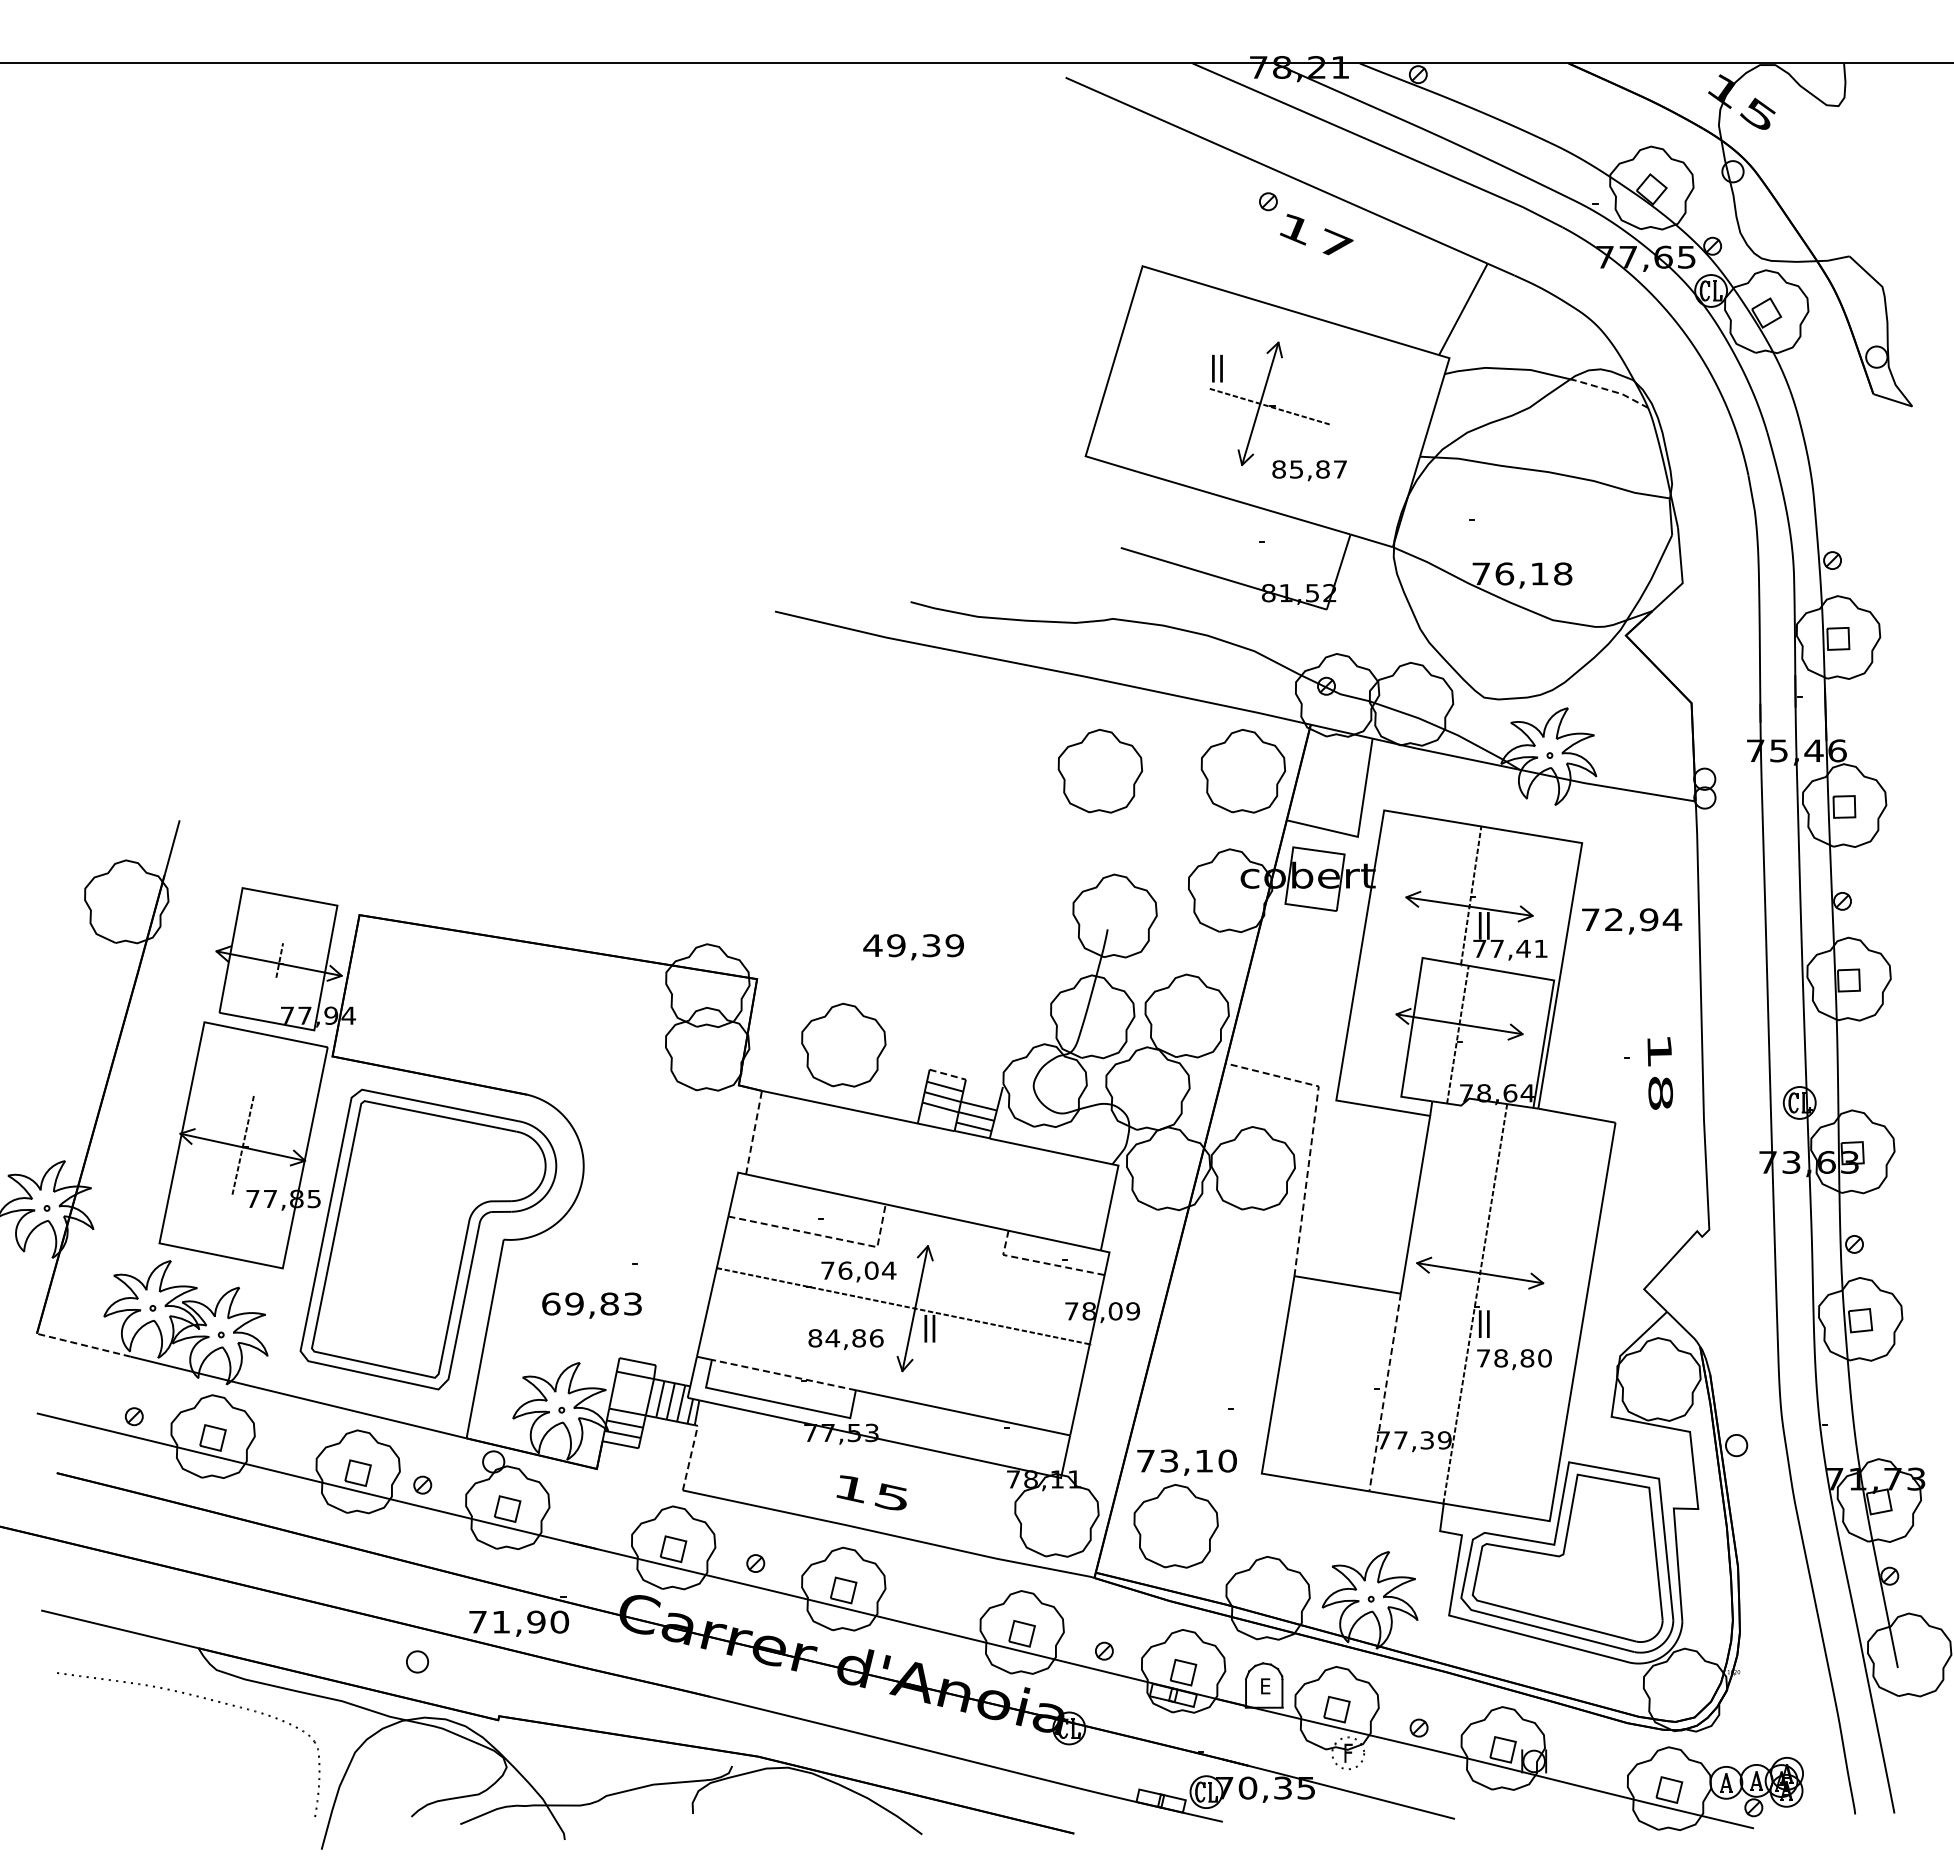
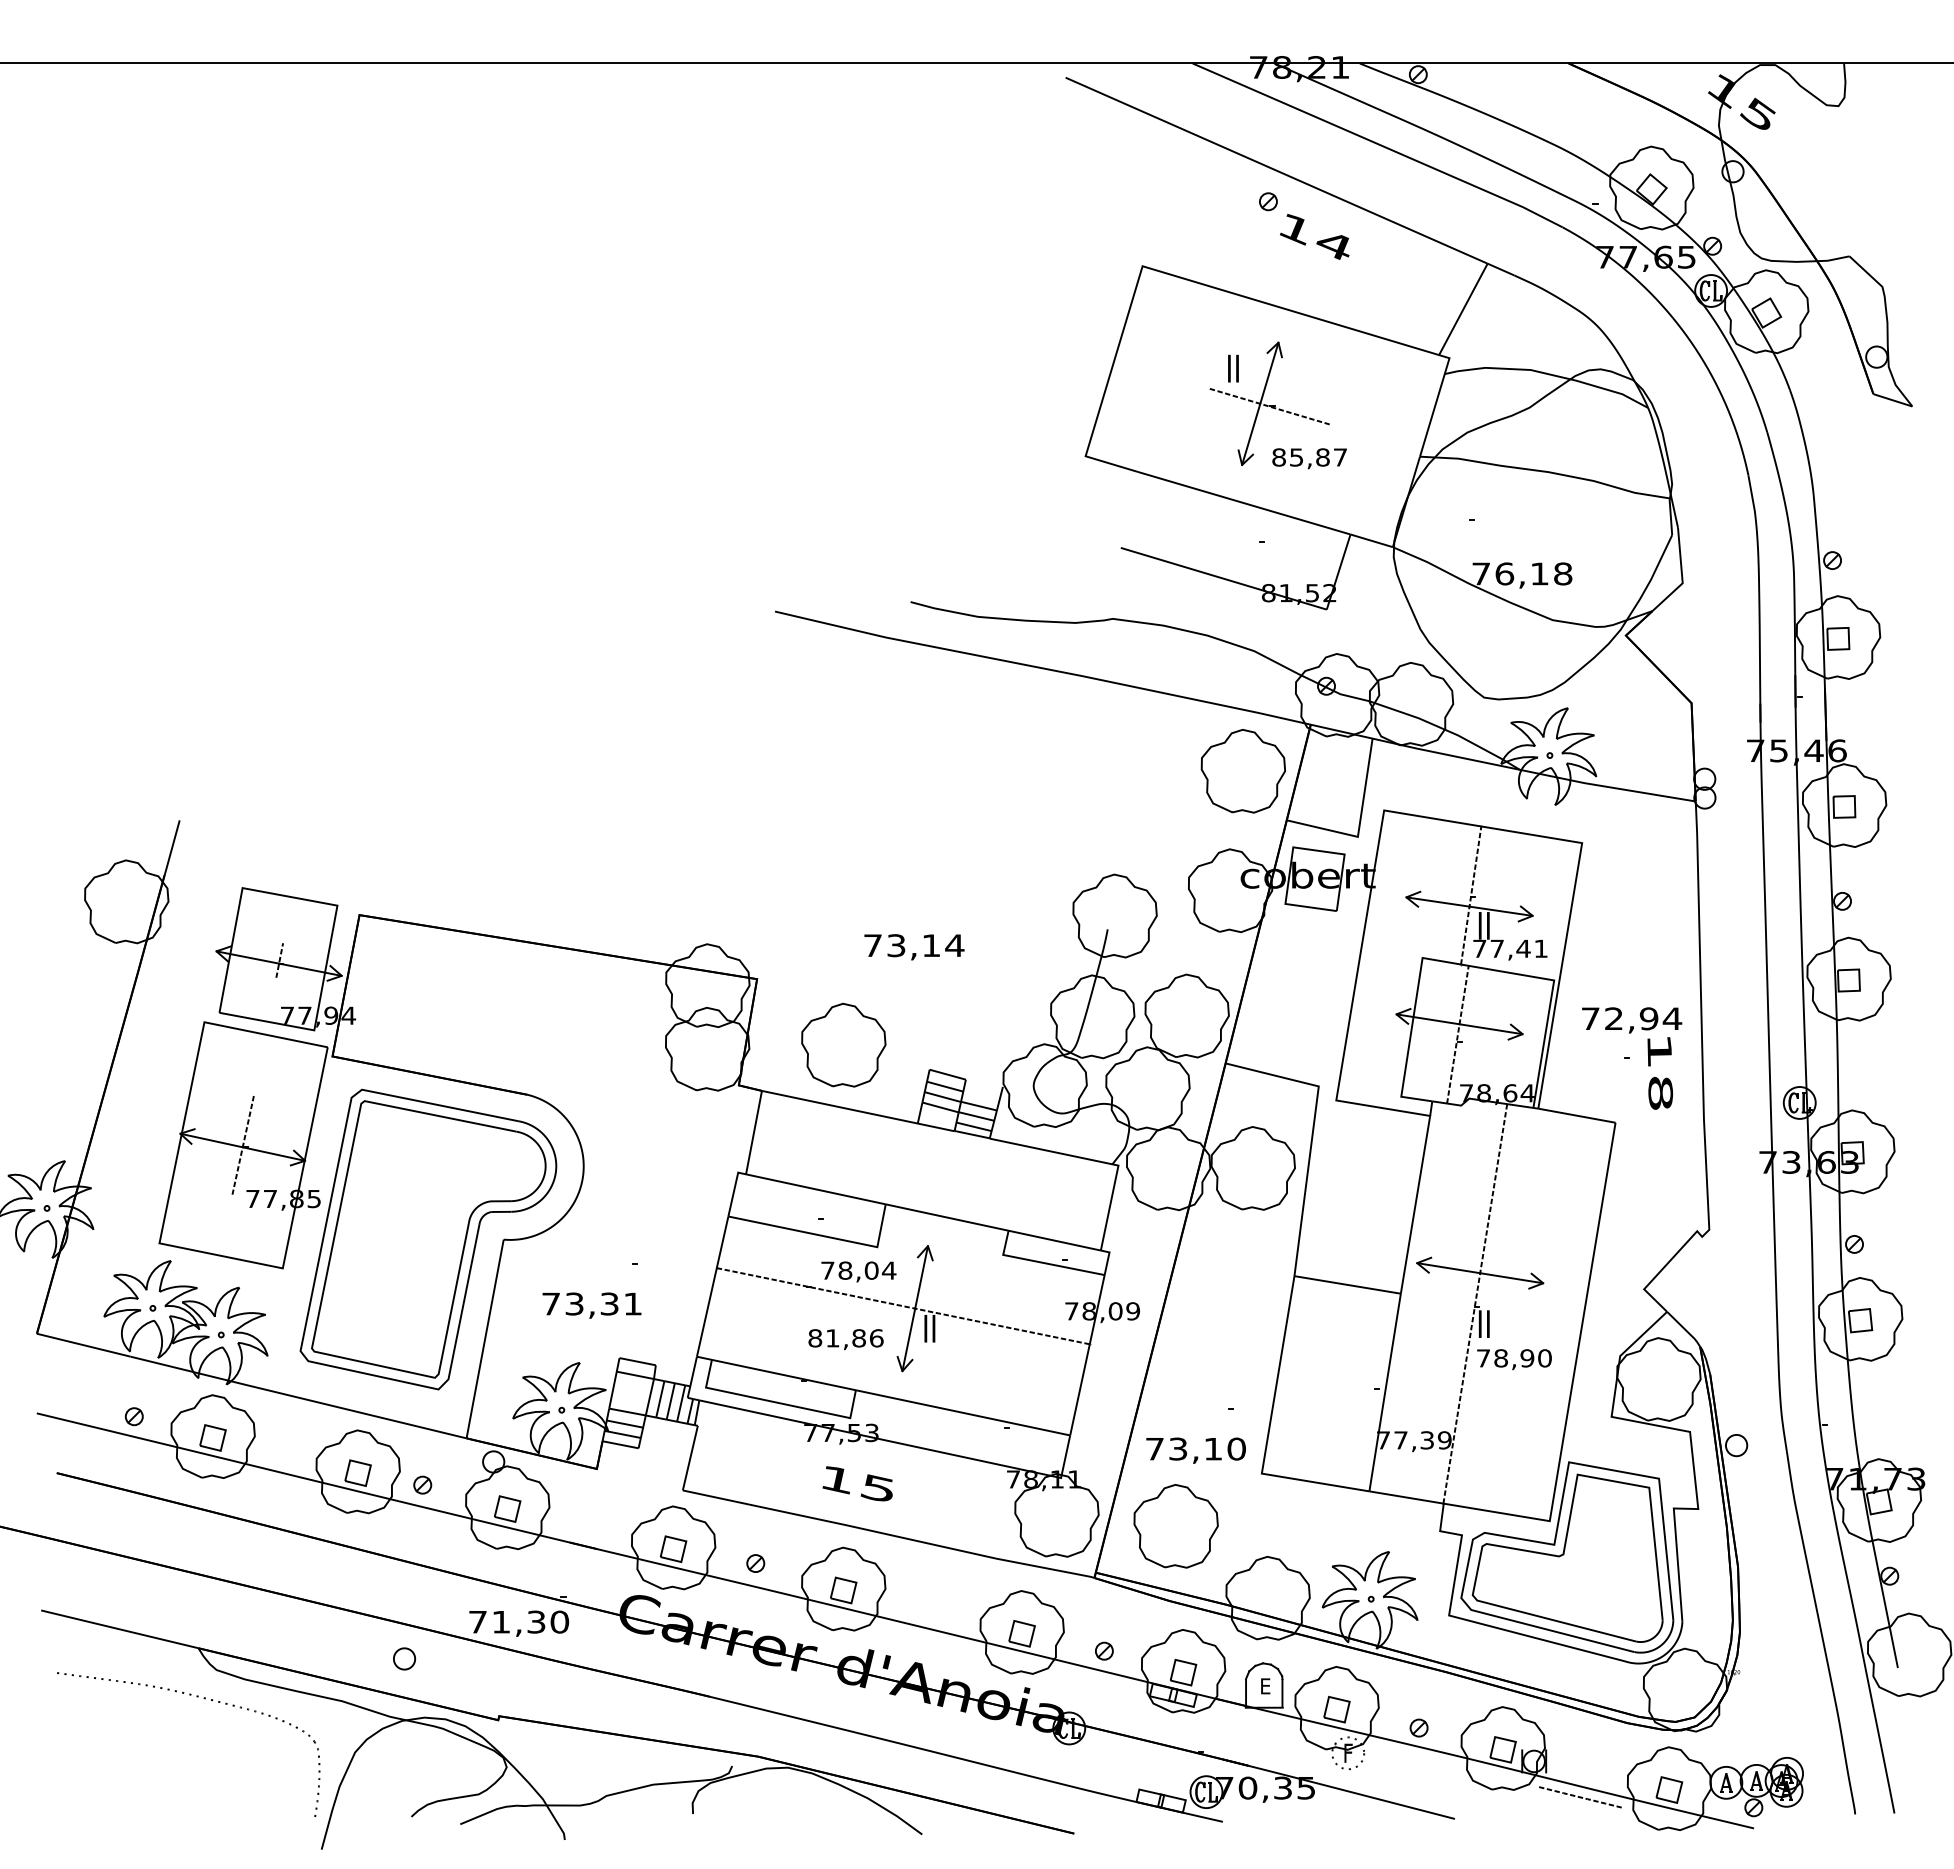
text: 17 -> 14 (1334, 243)
text position: (1217, 368) -> (1233, 368) (1233, 368)
line: dashed -> solid (1610, 390)
text position: (1309, 470) -> (1309, 458) (1309, 458)
part: present -> none (1099, 770)
text position: (1632, 921) -> (1632, 1020) (1632, 1020)
text: 49,39 -> 73,14 (913, 945)
line: dashed -> solid (947, 1074)
line: dashed -> solid (754, 1132)
line: dashed -> solid (1312, 1132)
line: dashed -> solid (824, 1236)
line: dashed -> solid (1041, 1262)
text: 76,04 -> 78,04 (845, 1270)
text: 69,83 -> 73,31 (591, 1303)
text: 84,86 -> 81,86 (832, 1338)
line: dashed -> solid (83, 1345)
text: 78,80 -> 78,90 (1527, 1358)
line: dashed -> solid (783, 1375)
line: dashed -> solid (1385, 1393)
line: dashed -> solid (690, 1457)
text position: (1186, 1462) -> (1195, 1450) (1195, 1450)
text position: (871, 1492) -> (857, 1483) (857, 1483)
text: 71,90 -> 71,30 (536, 1621)
part position: (417, 1661) -> (404, 1658) (404, 1658)
line: none -> present (1580, 1797)
